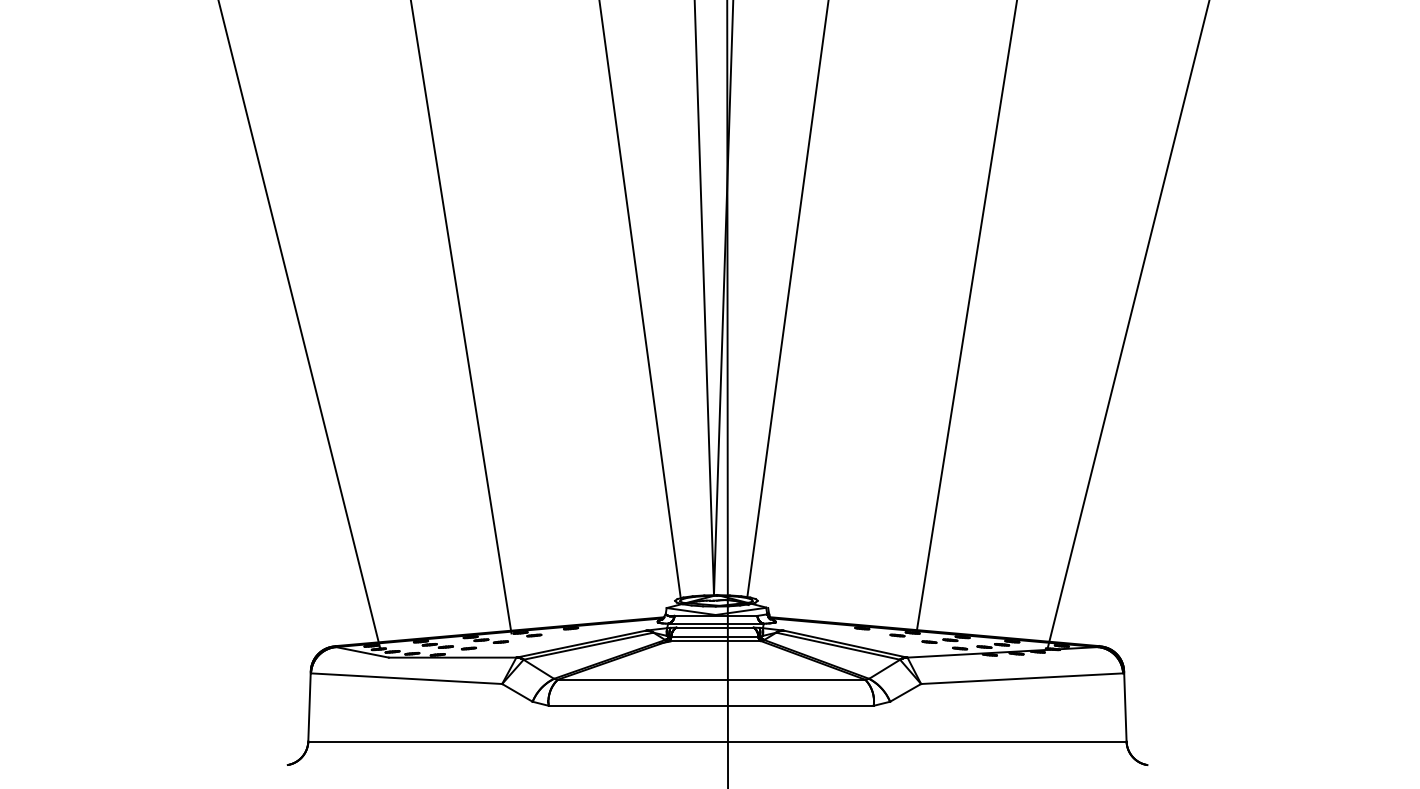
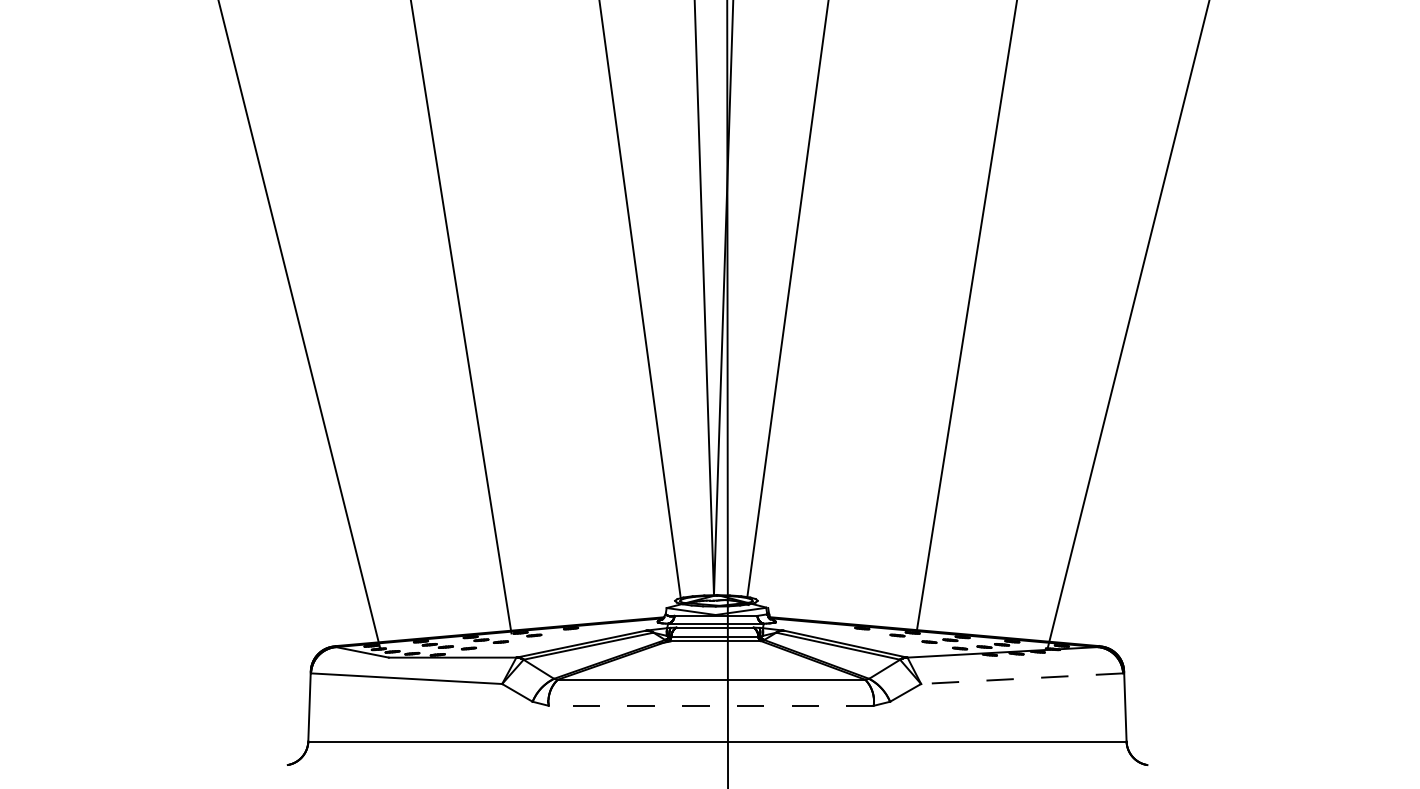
line: solid -> dashed (1021, 678)
line: solid -> dashed (710, 705)
